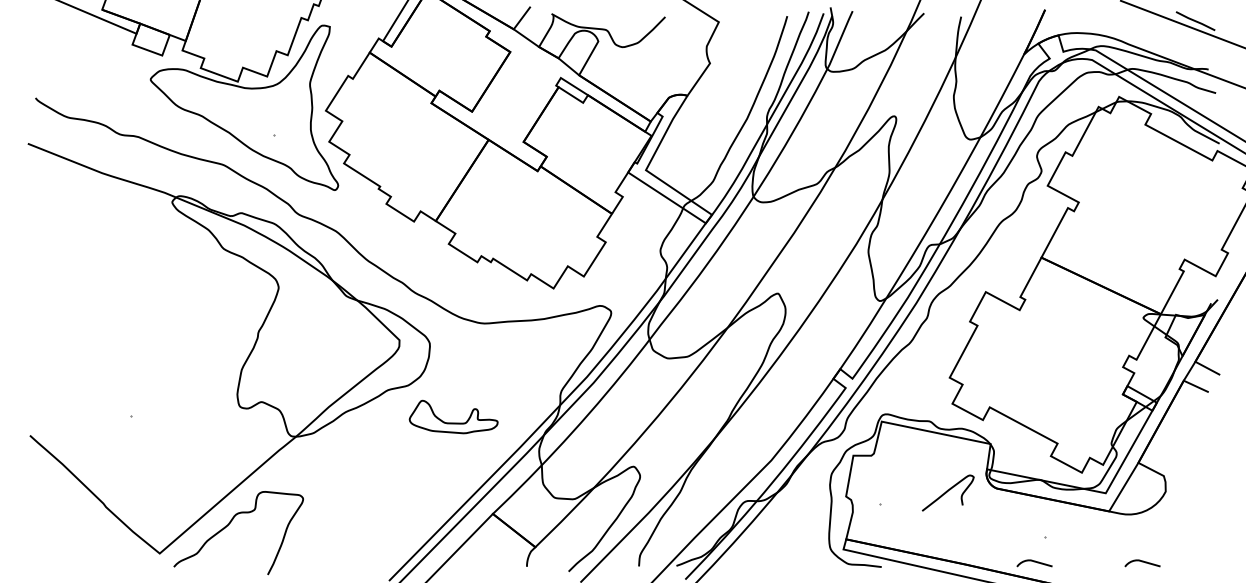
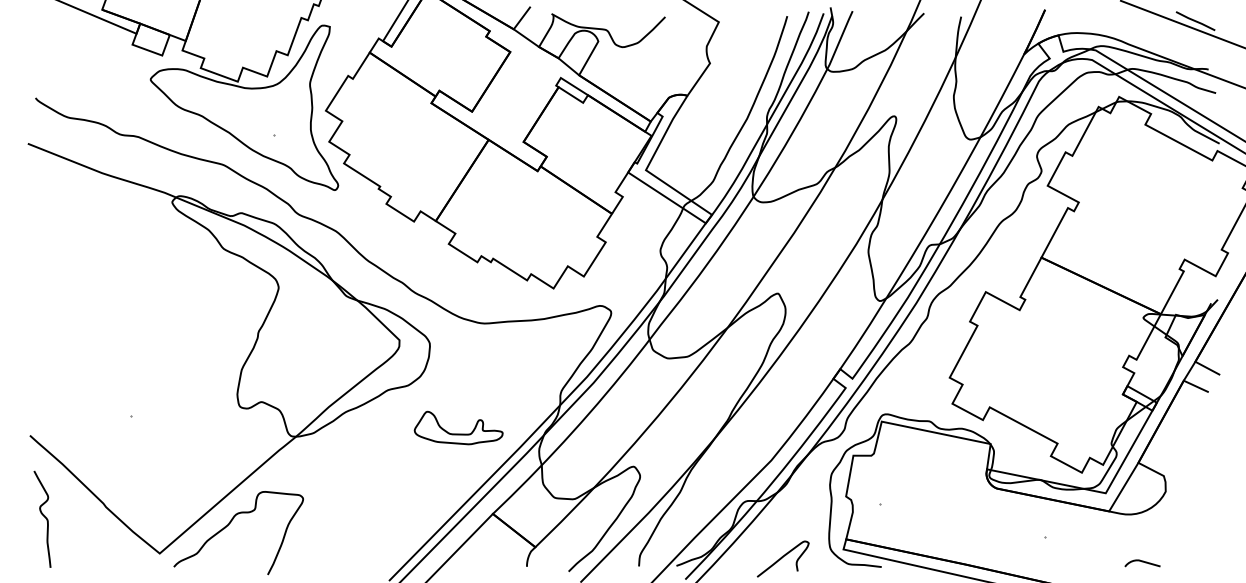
part position: (453, 416) -> (458, 427) (458, 427)
curve position: (947, 492) -> (782, 558) (782, 558)
curve: none -> present (43, 516)
curve: present -> none (1034, 562)
